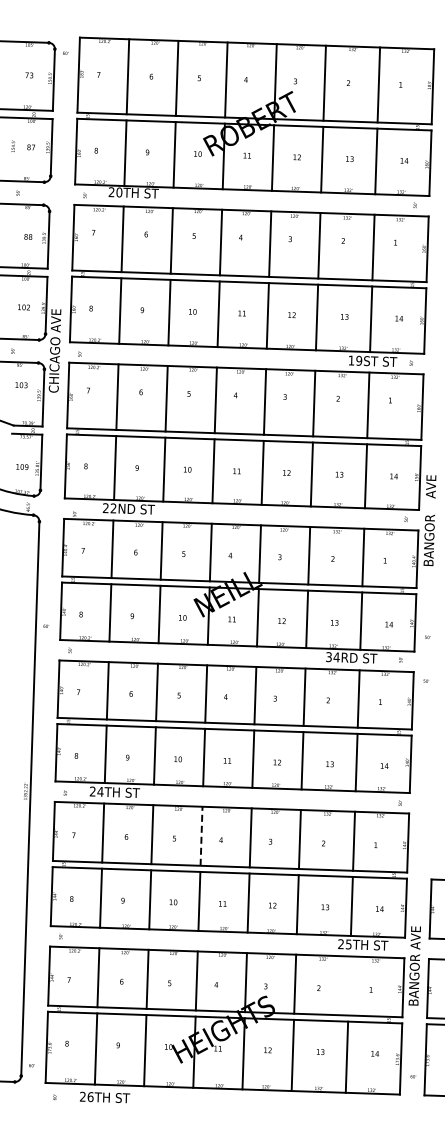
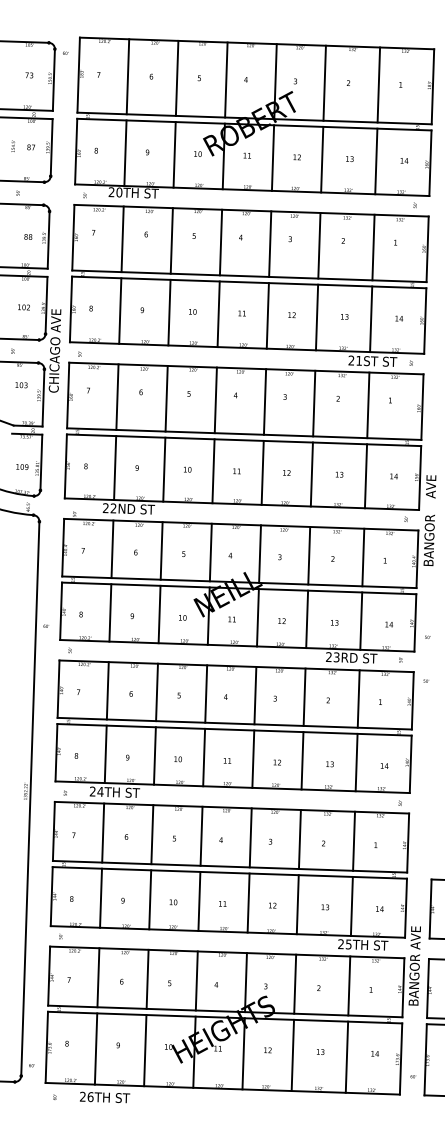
text: 19ST -> 21ST (355, 360)
text: 34RD -> 23RD (332, 657)
line: dashed -> solid (201, 836)
line: none -> present (349, 985)
